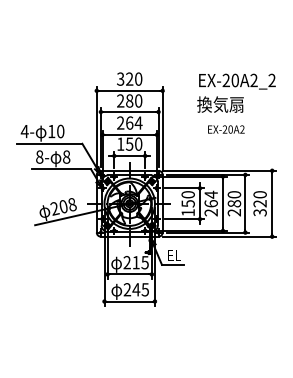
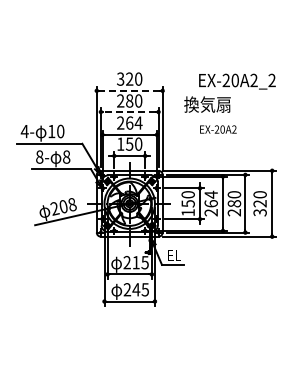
line: solid -> dashed (129, 90)
text position: (220, 104) -> (207, 104) (207, 104)
line: solid -> dashed (129, 112)
text position: (226, 129) -> (218, 129) (218, 129)
